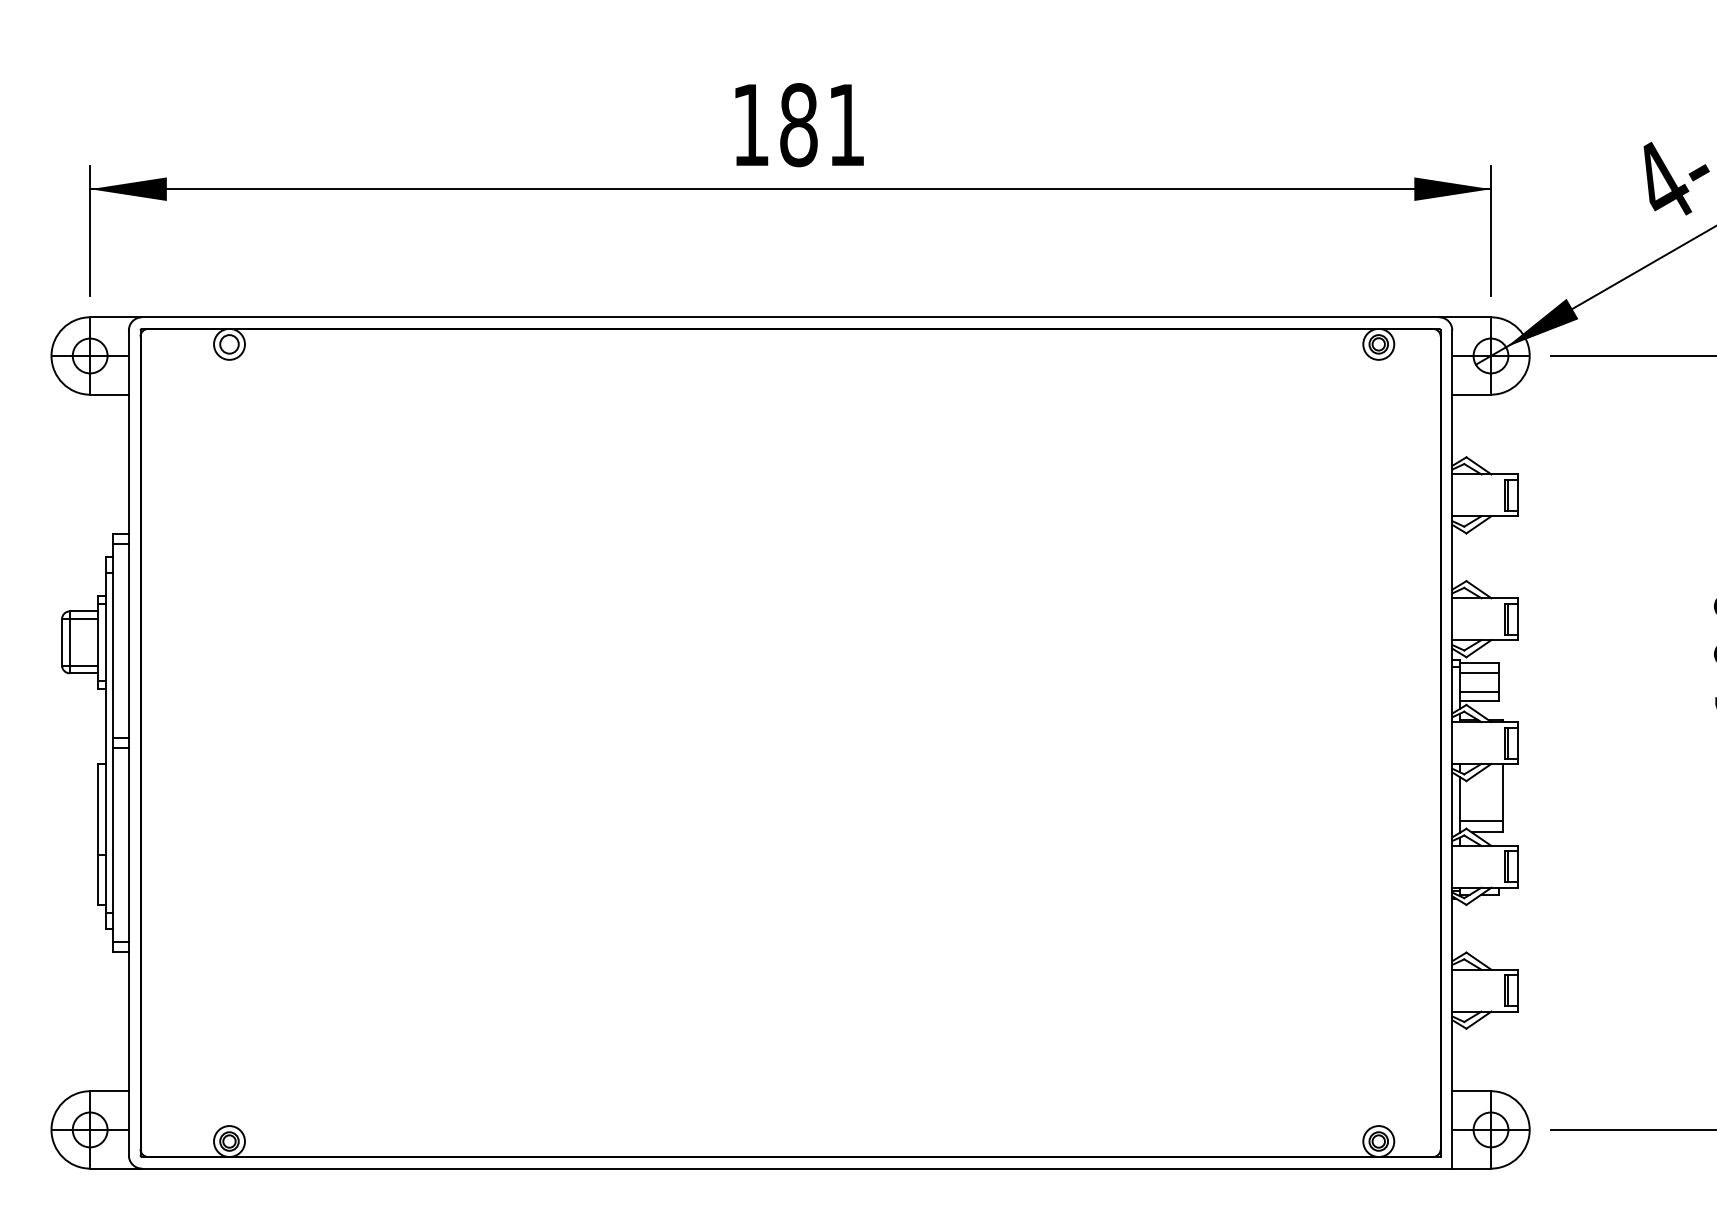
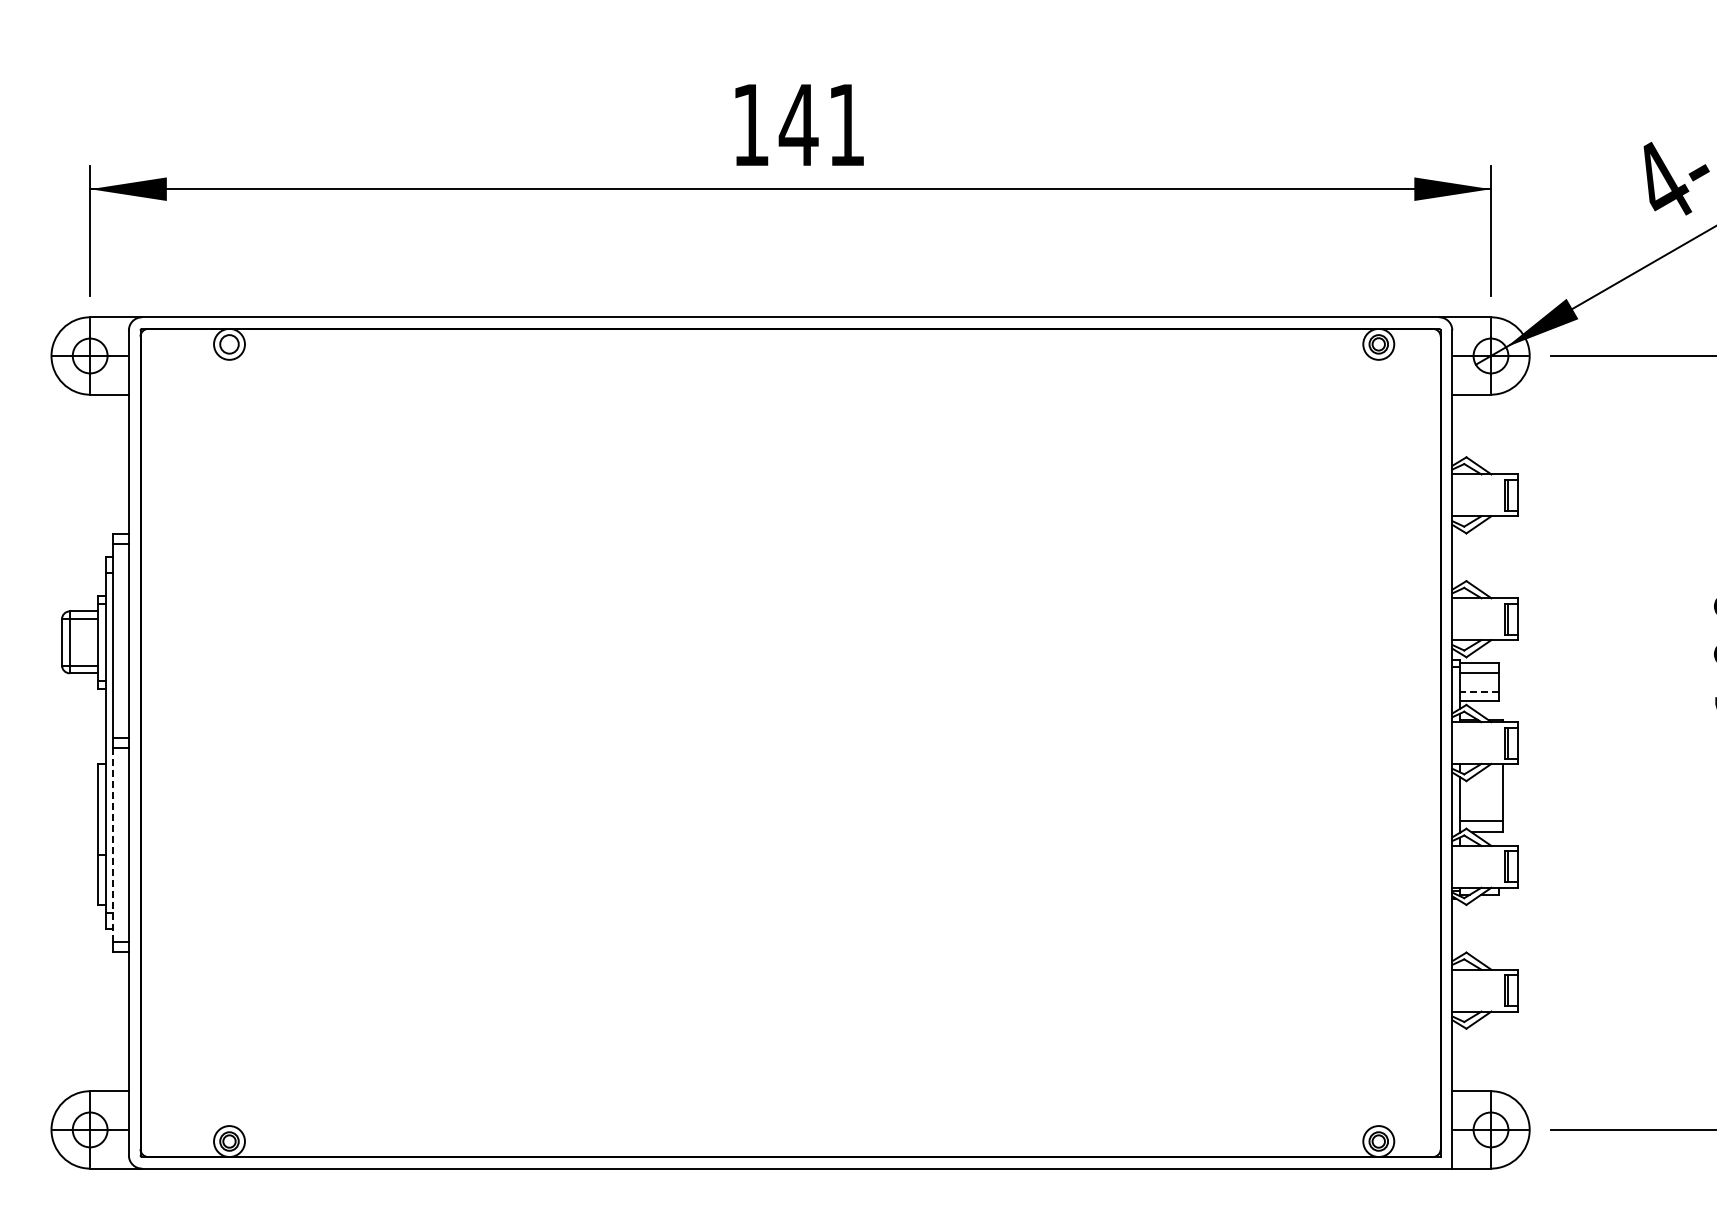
text: 181 -> 141 (798, 125)
line: solid -> dashed (1478, 691)
line: solid -> dashed (113, 845)
